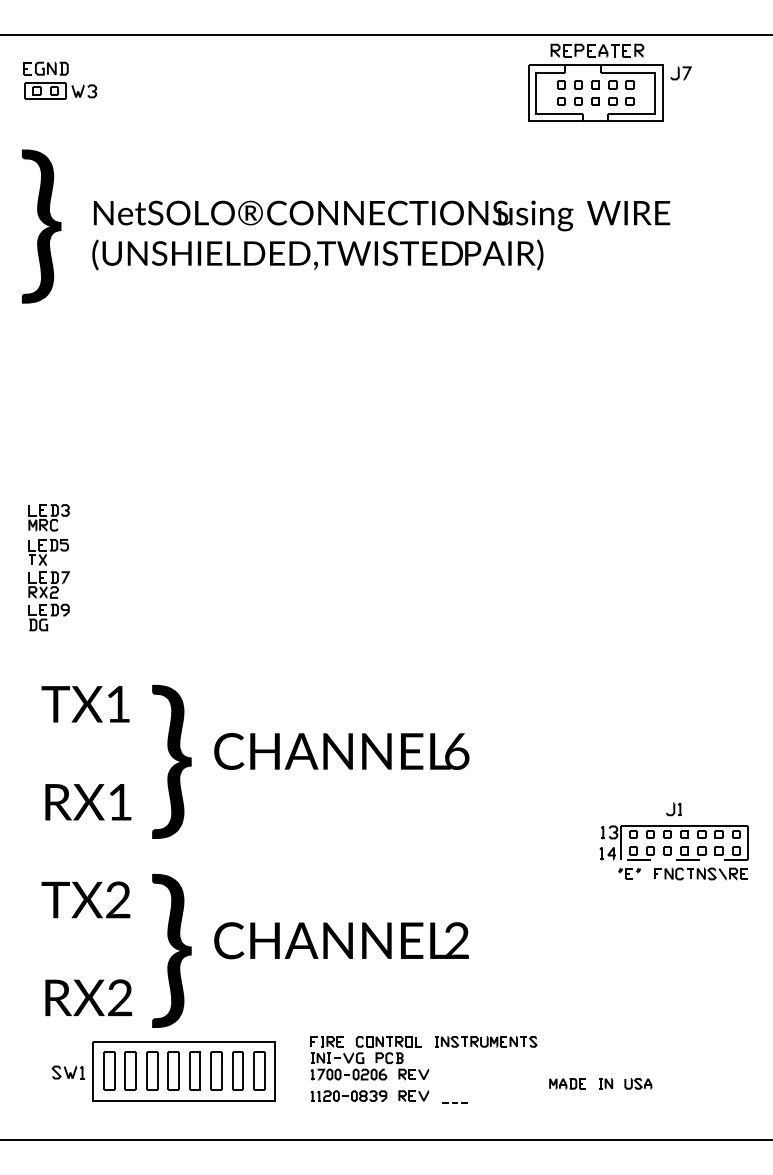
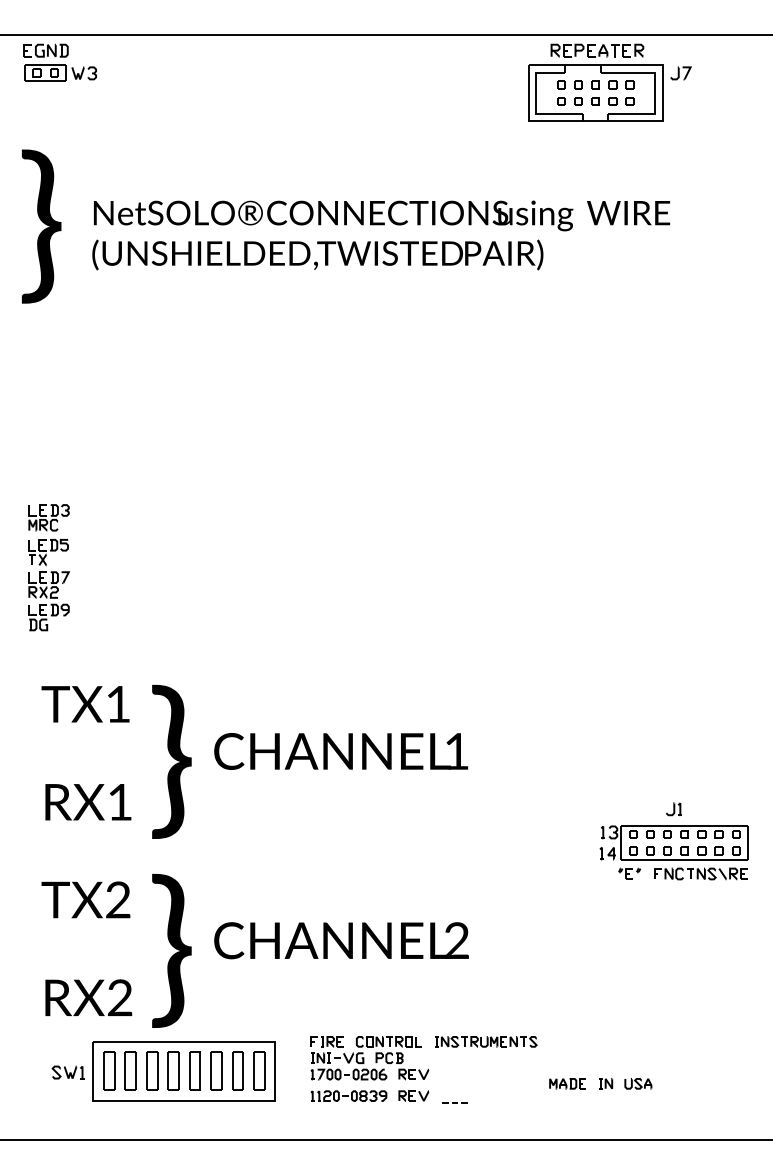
part position: (59, 80) -> (59, 62) (59, 62)
text: 6 -> 1 (457, 751)
line: dashed -> solid (683, 859)
